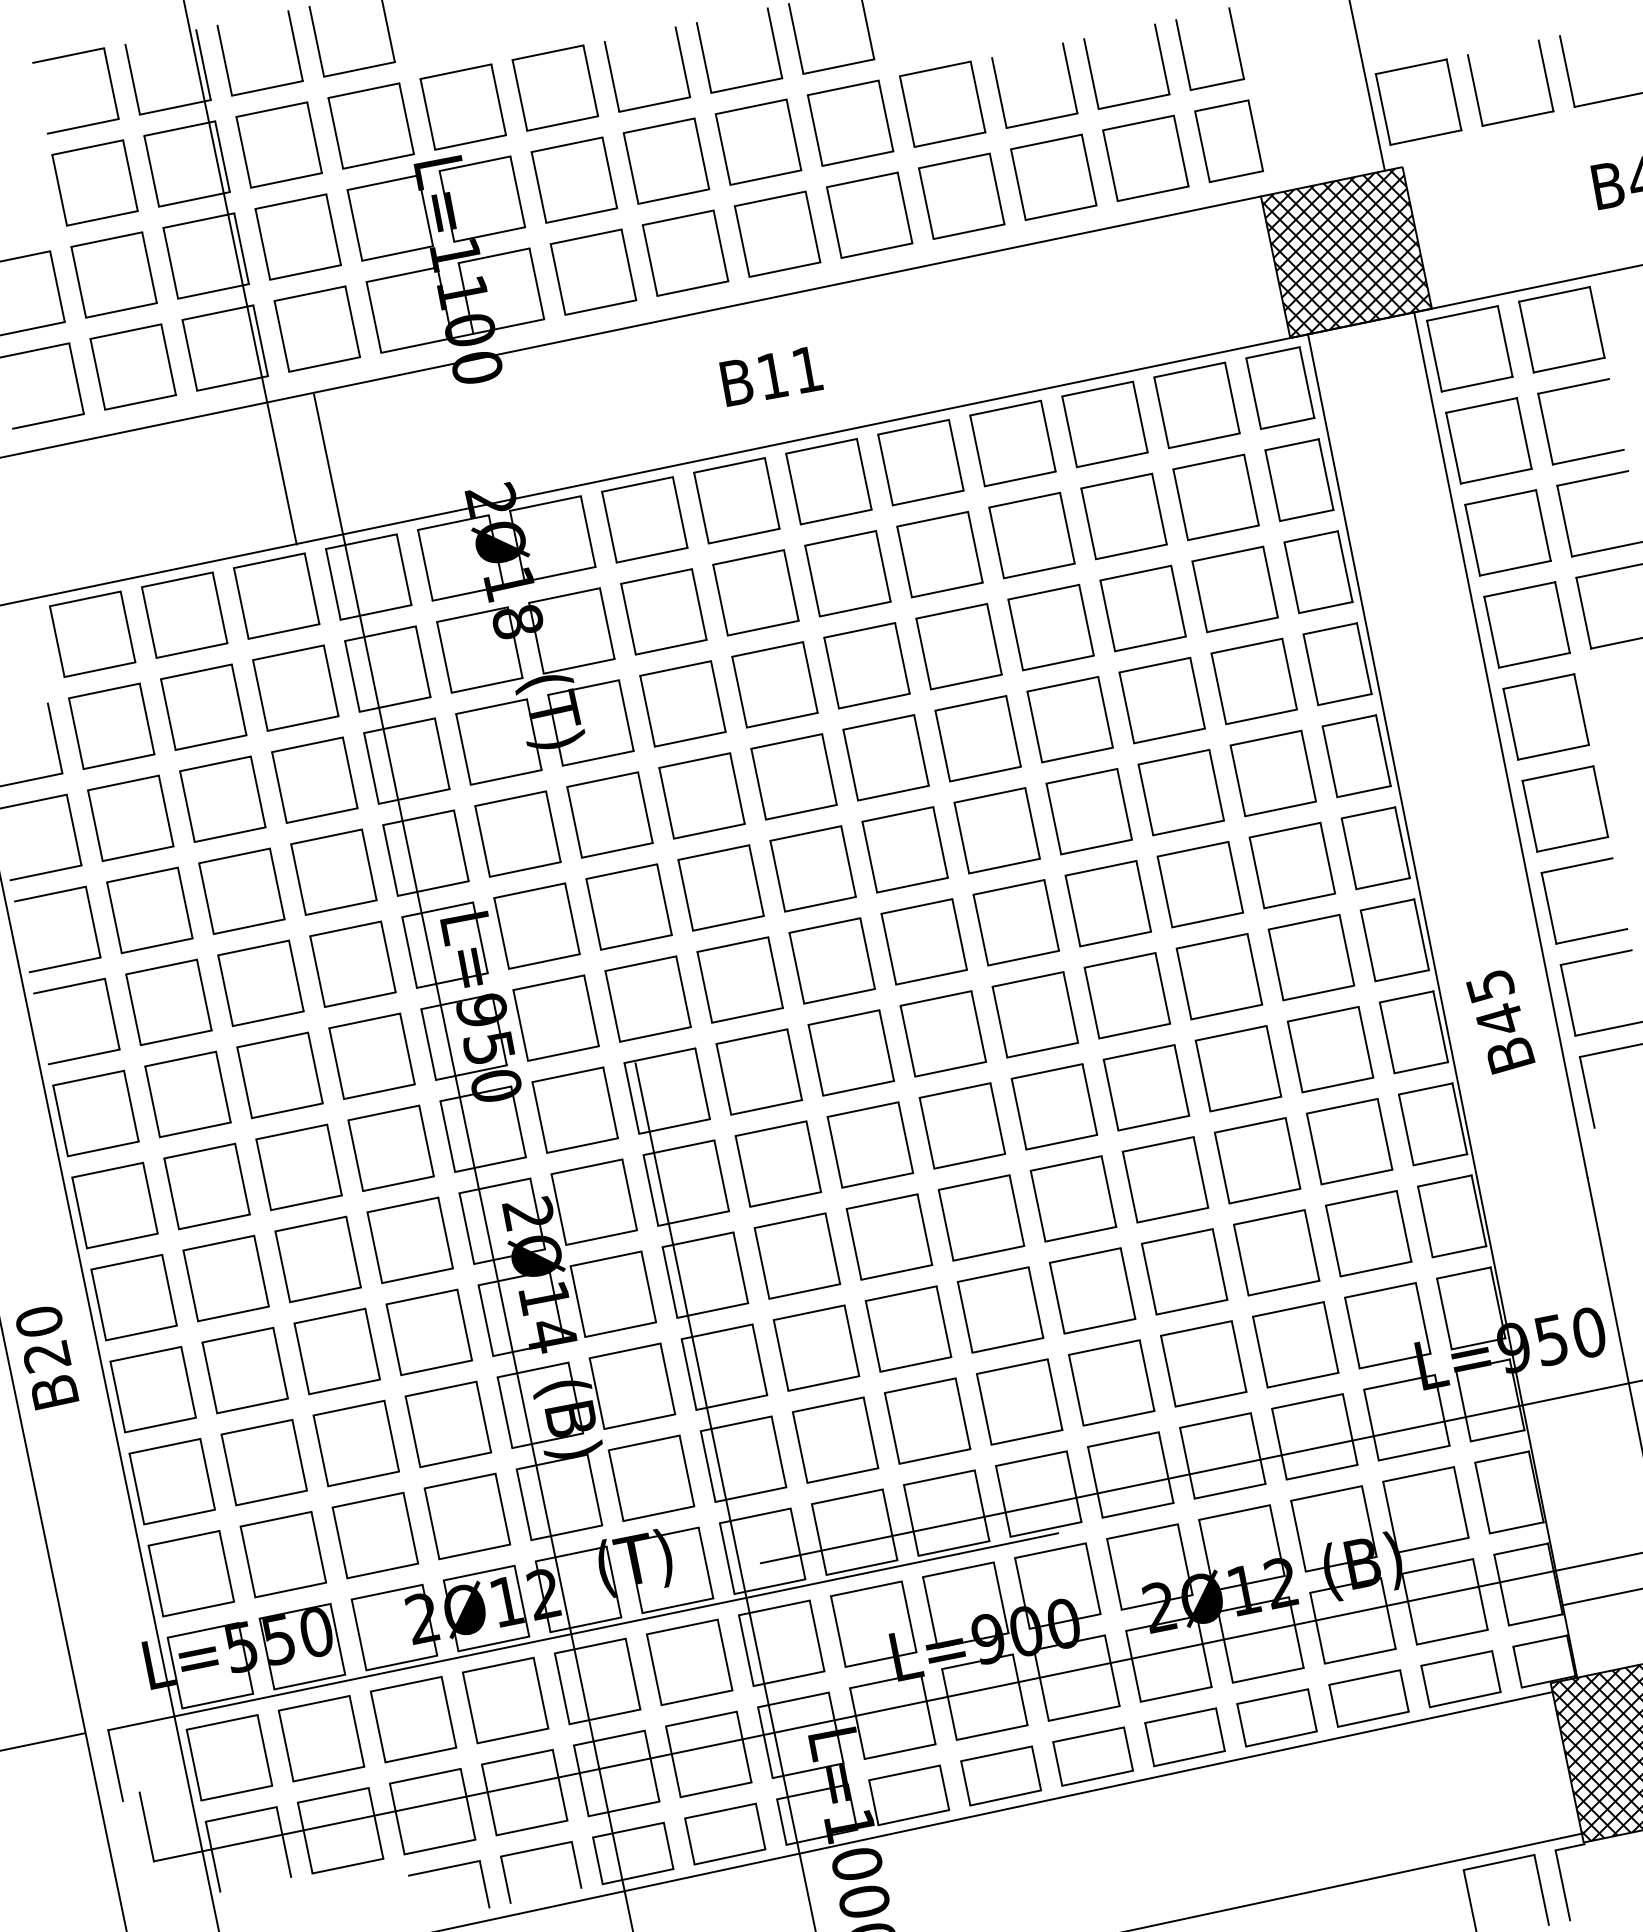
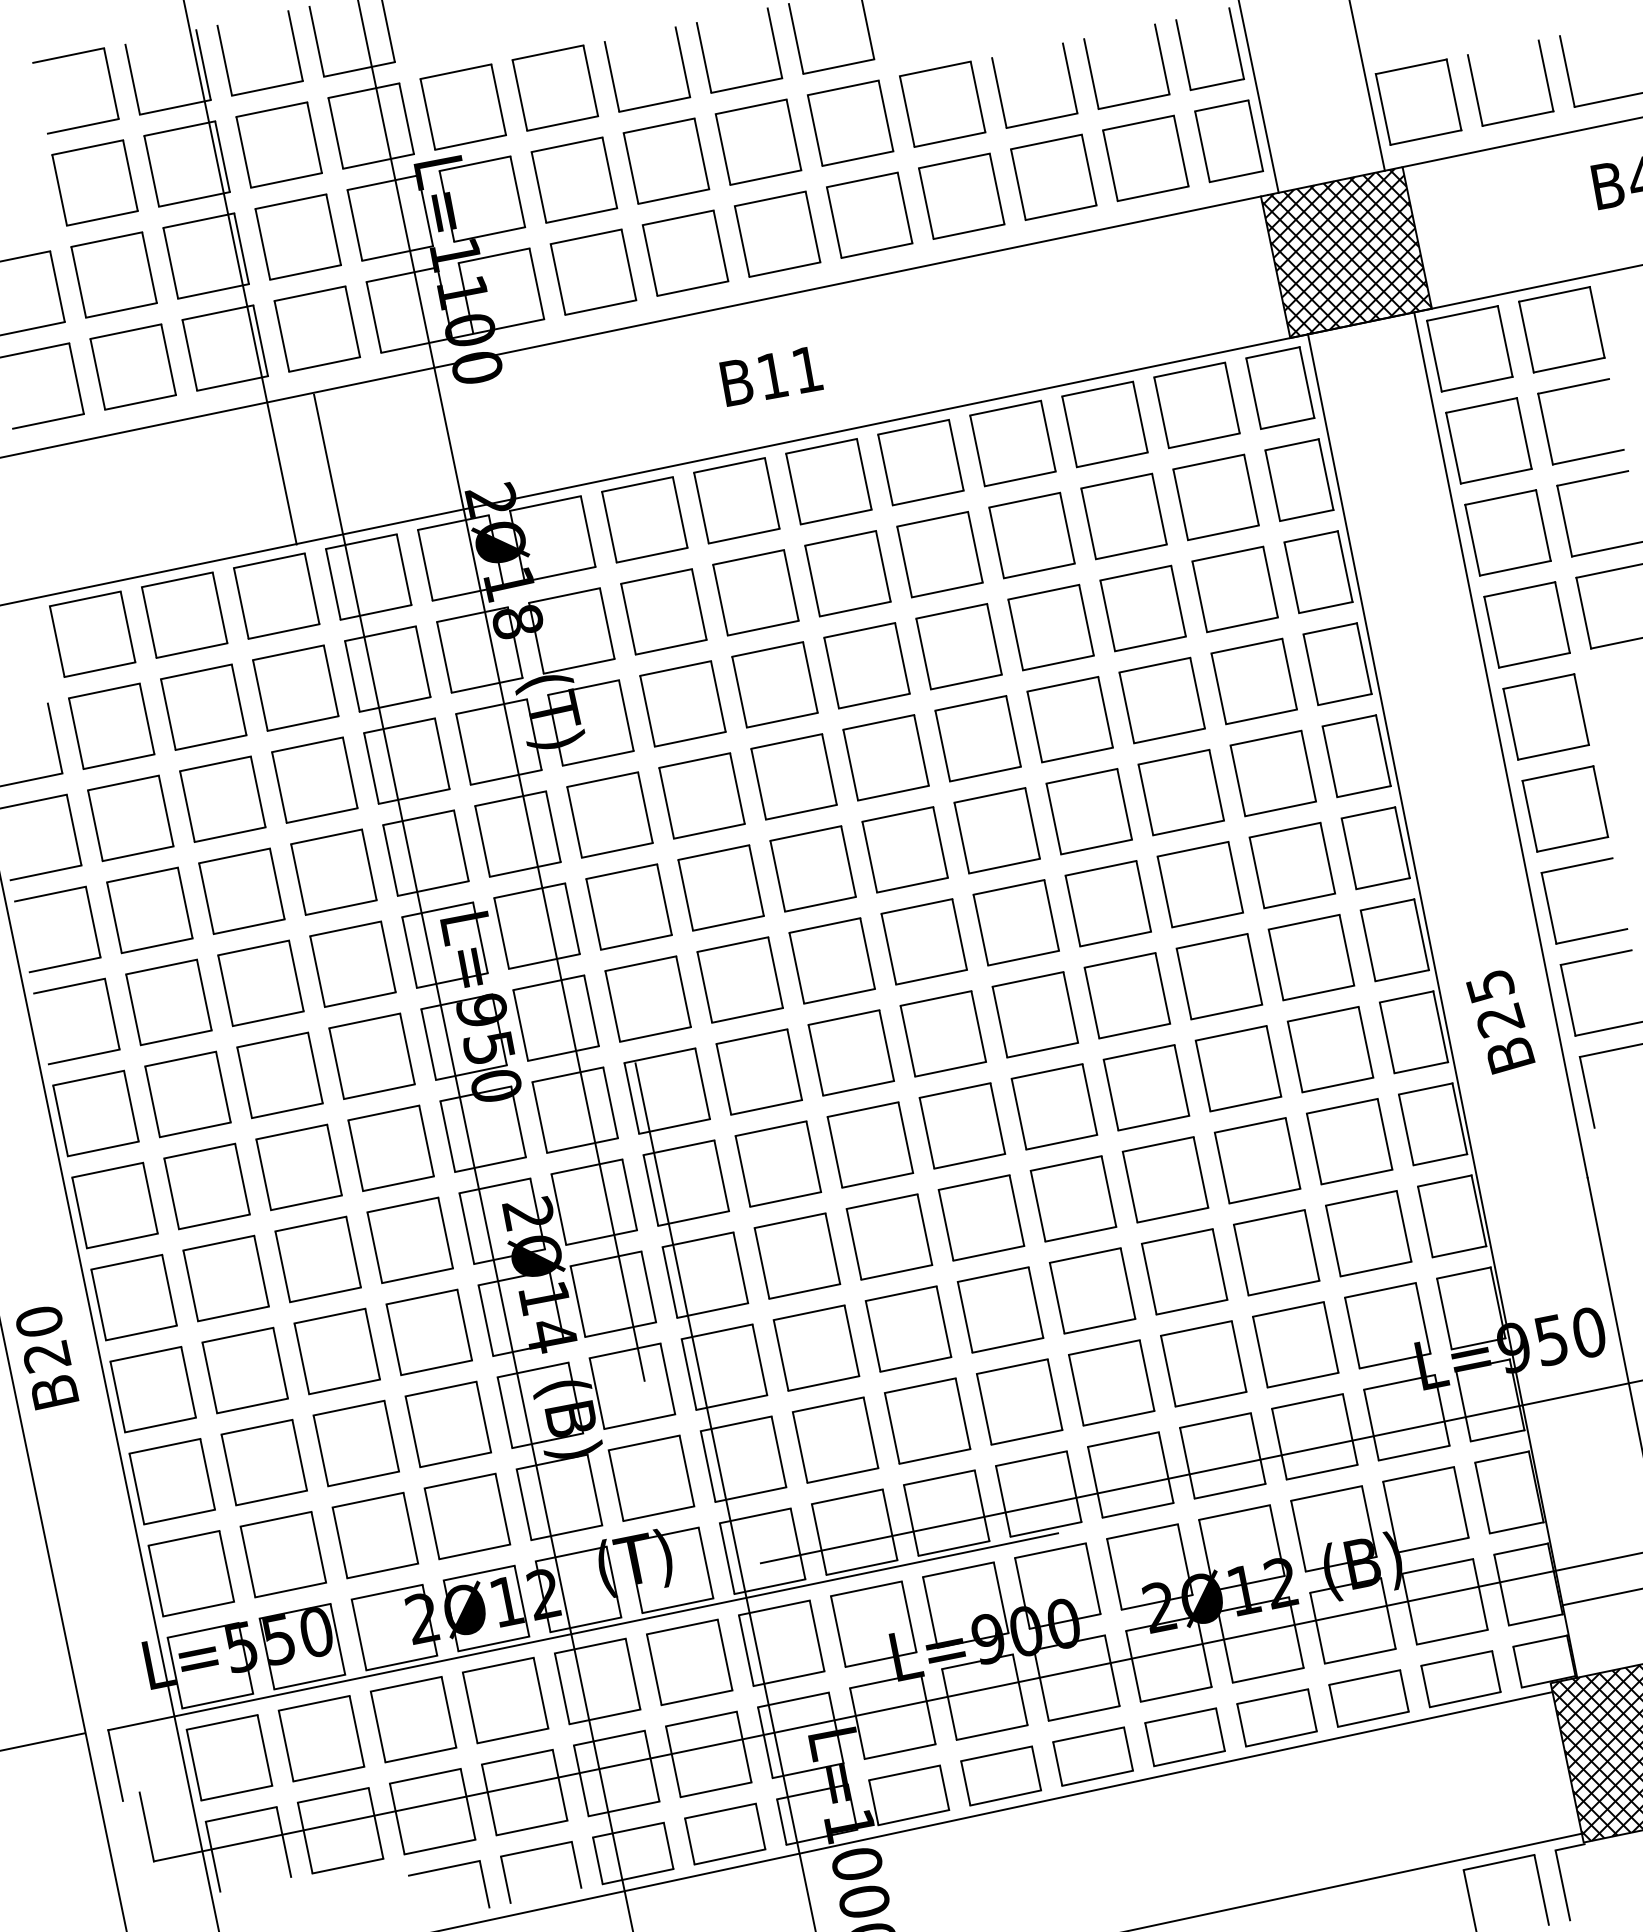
line: none -> present (1258, 97)
line: none -> present (1520, 142)
line: none -> present (501, 691)
text: B45 -> B25 (1500, 1020)
